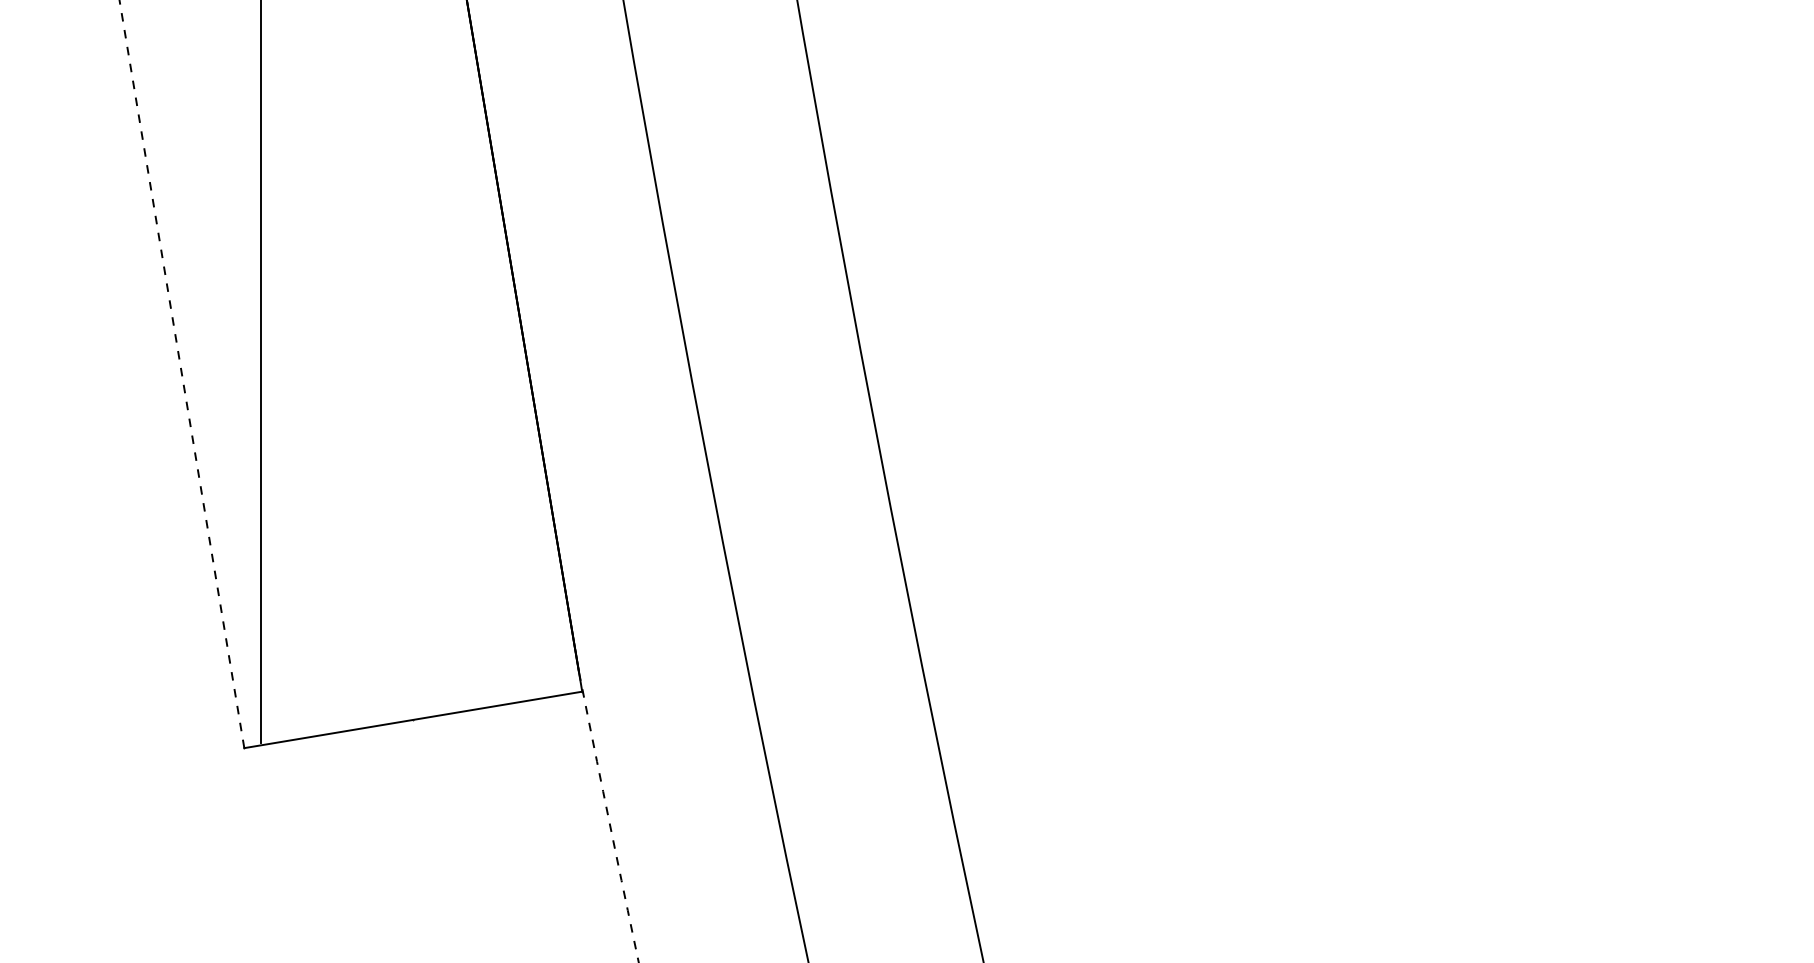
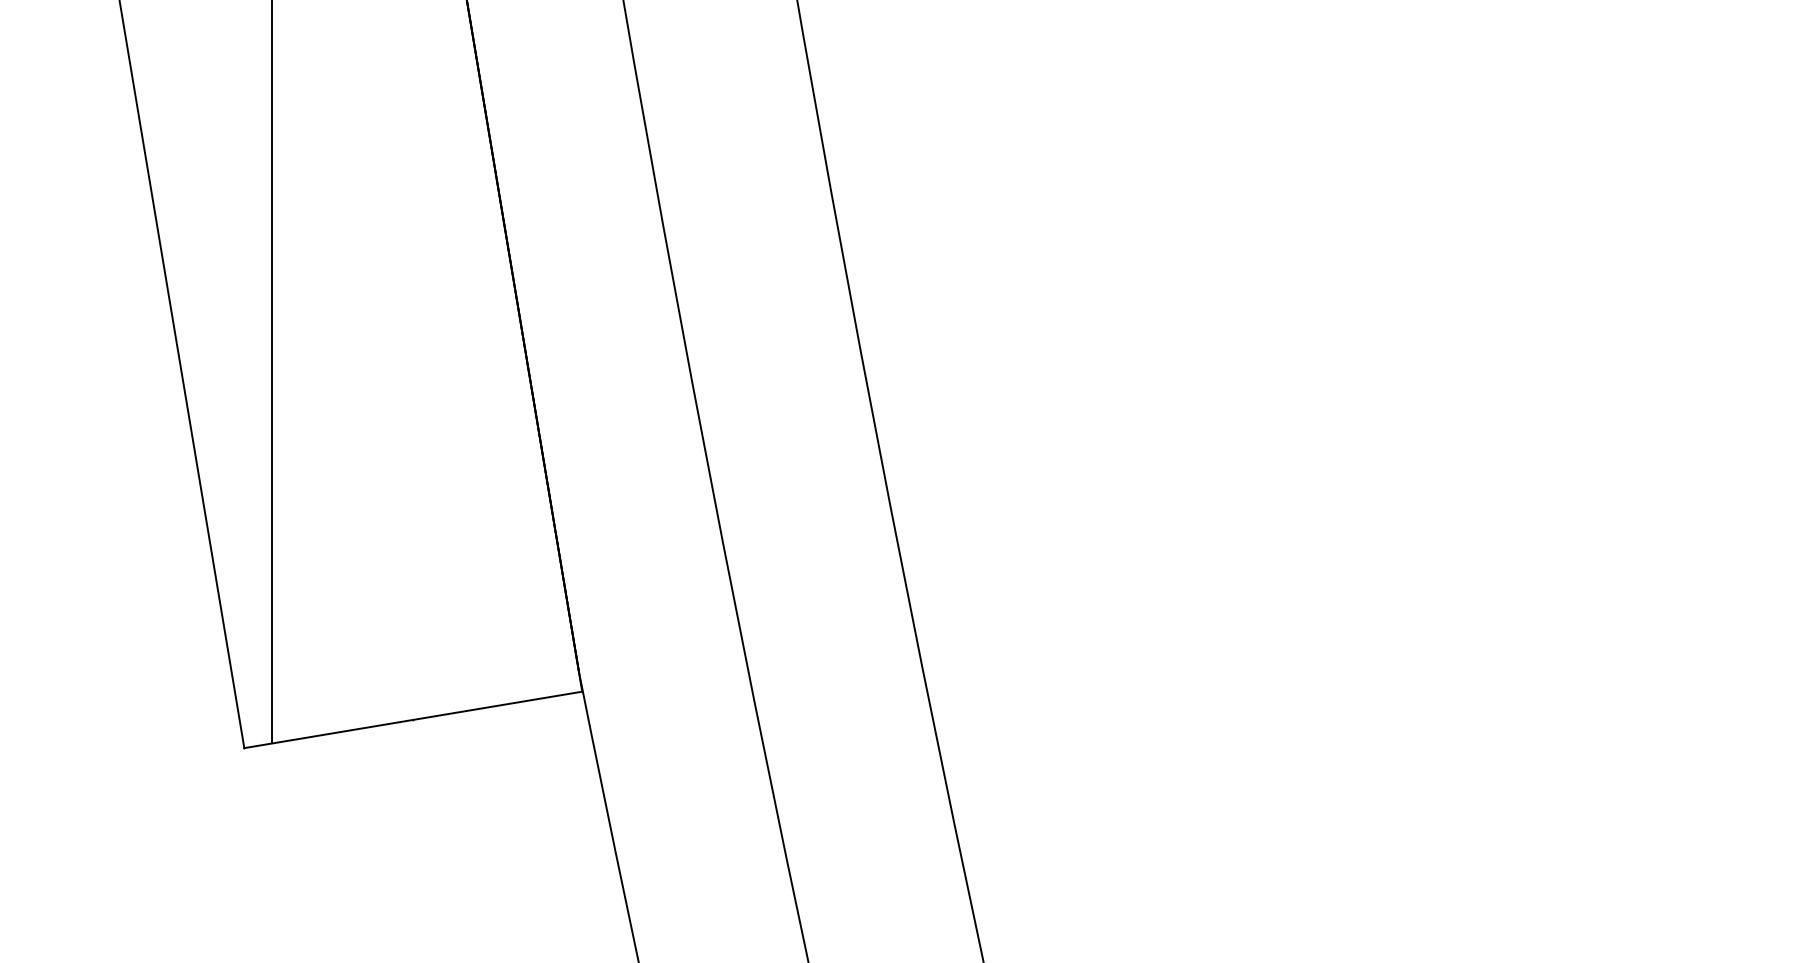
line position: (261, 372) -> (272, 372) (272, 372)
line: dashed -> solid (181, 374)
arc: dashed -> solid (608, 817)
